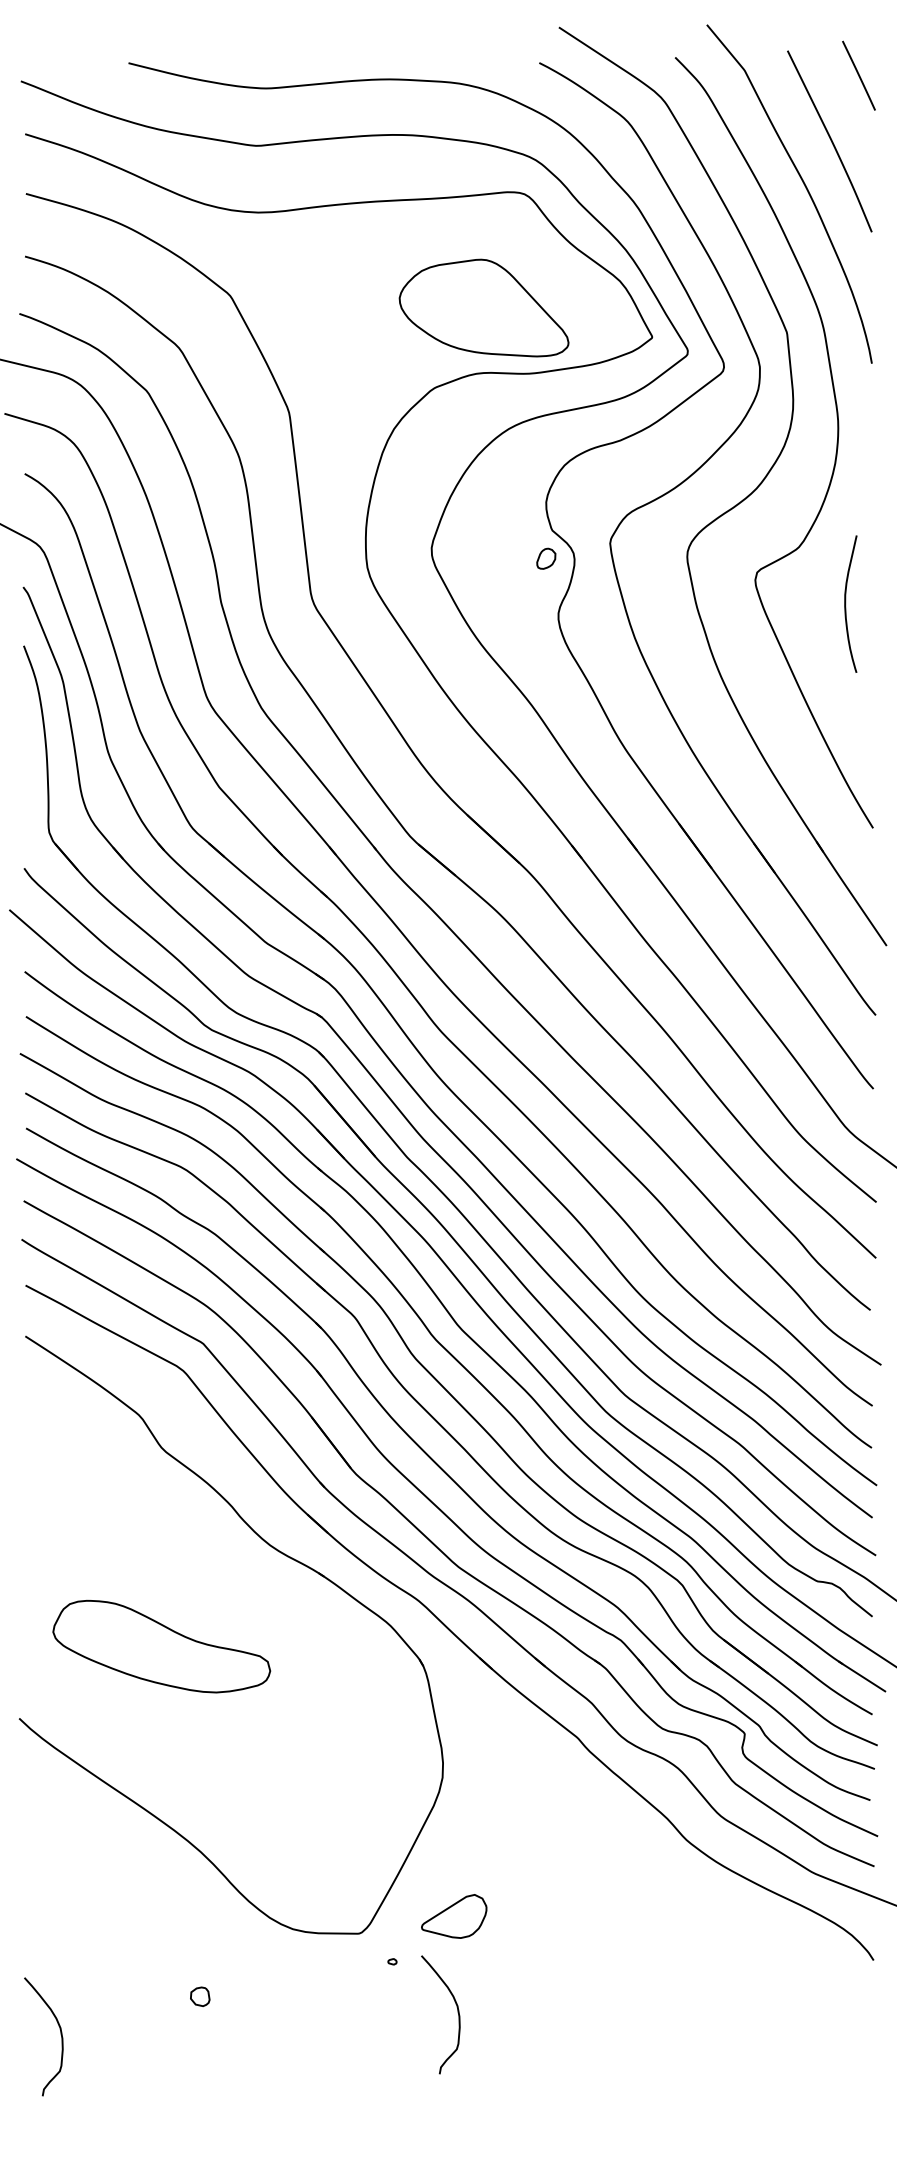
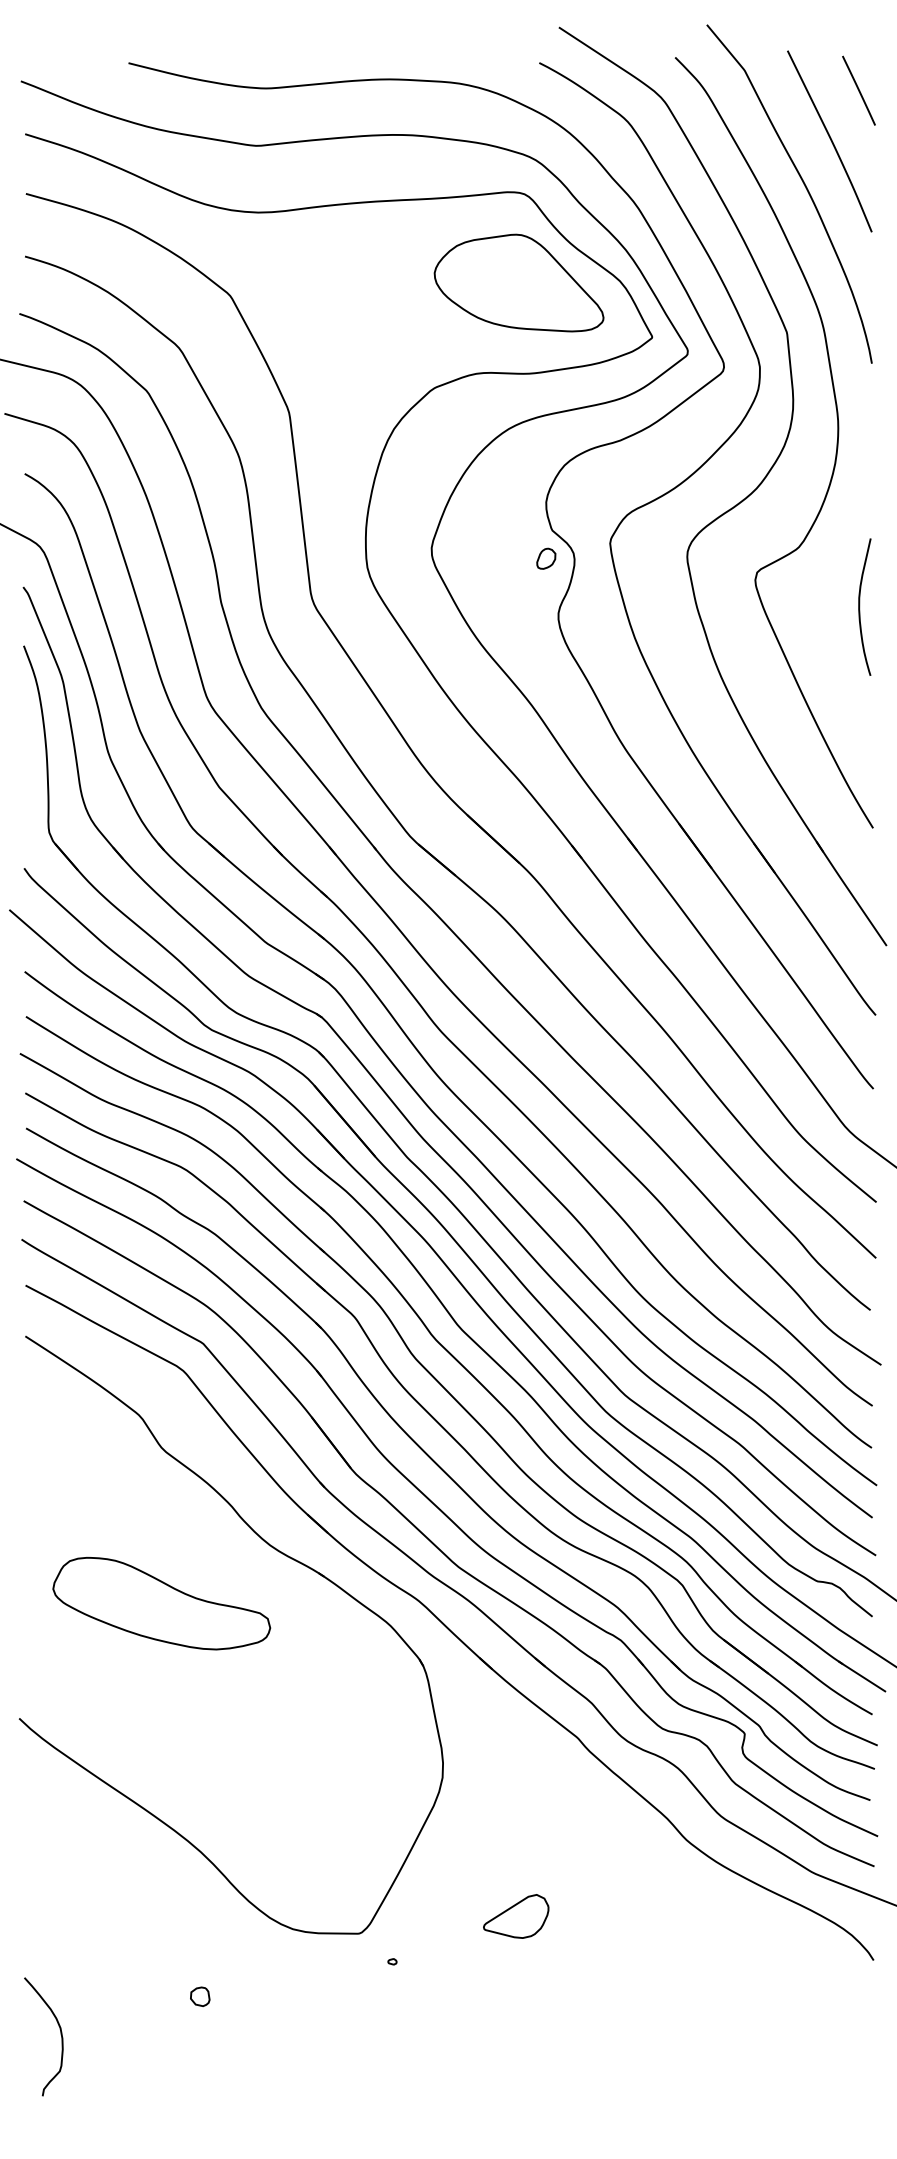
line position: (858, 75) -> (858, 90) (858, 90)
part position: (483, 307) -> (518, 282) (518, 282)
curve position: (846, 603) -> (860, 606) (860, 606)
part position: (161, 1646) -> (161, 1603) (161, 1603)
part position: (454, 1916) -> (516, 1916) (516, 1916)
curve: present -> none (457, 2012)
